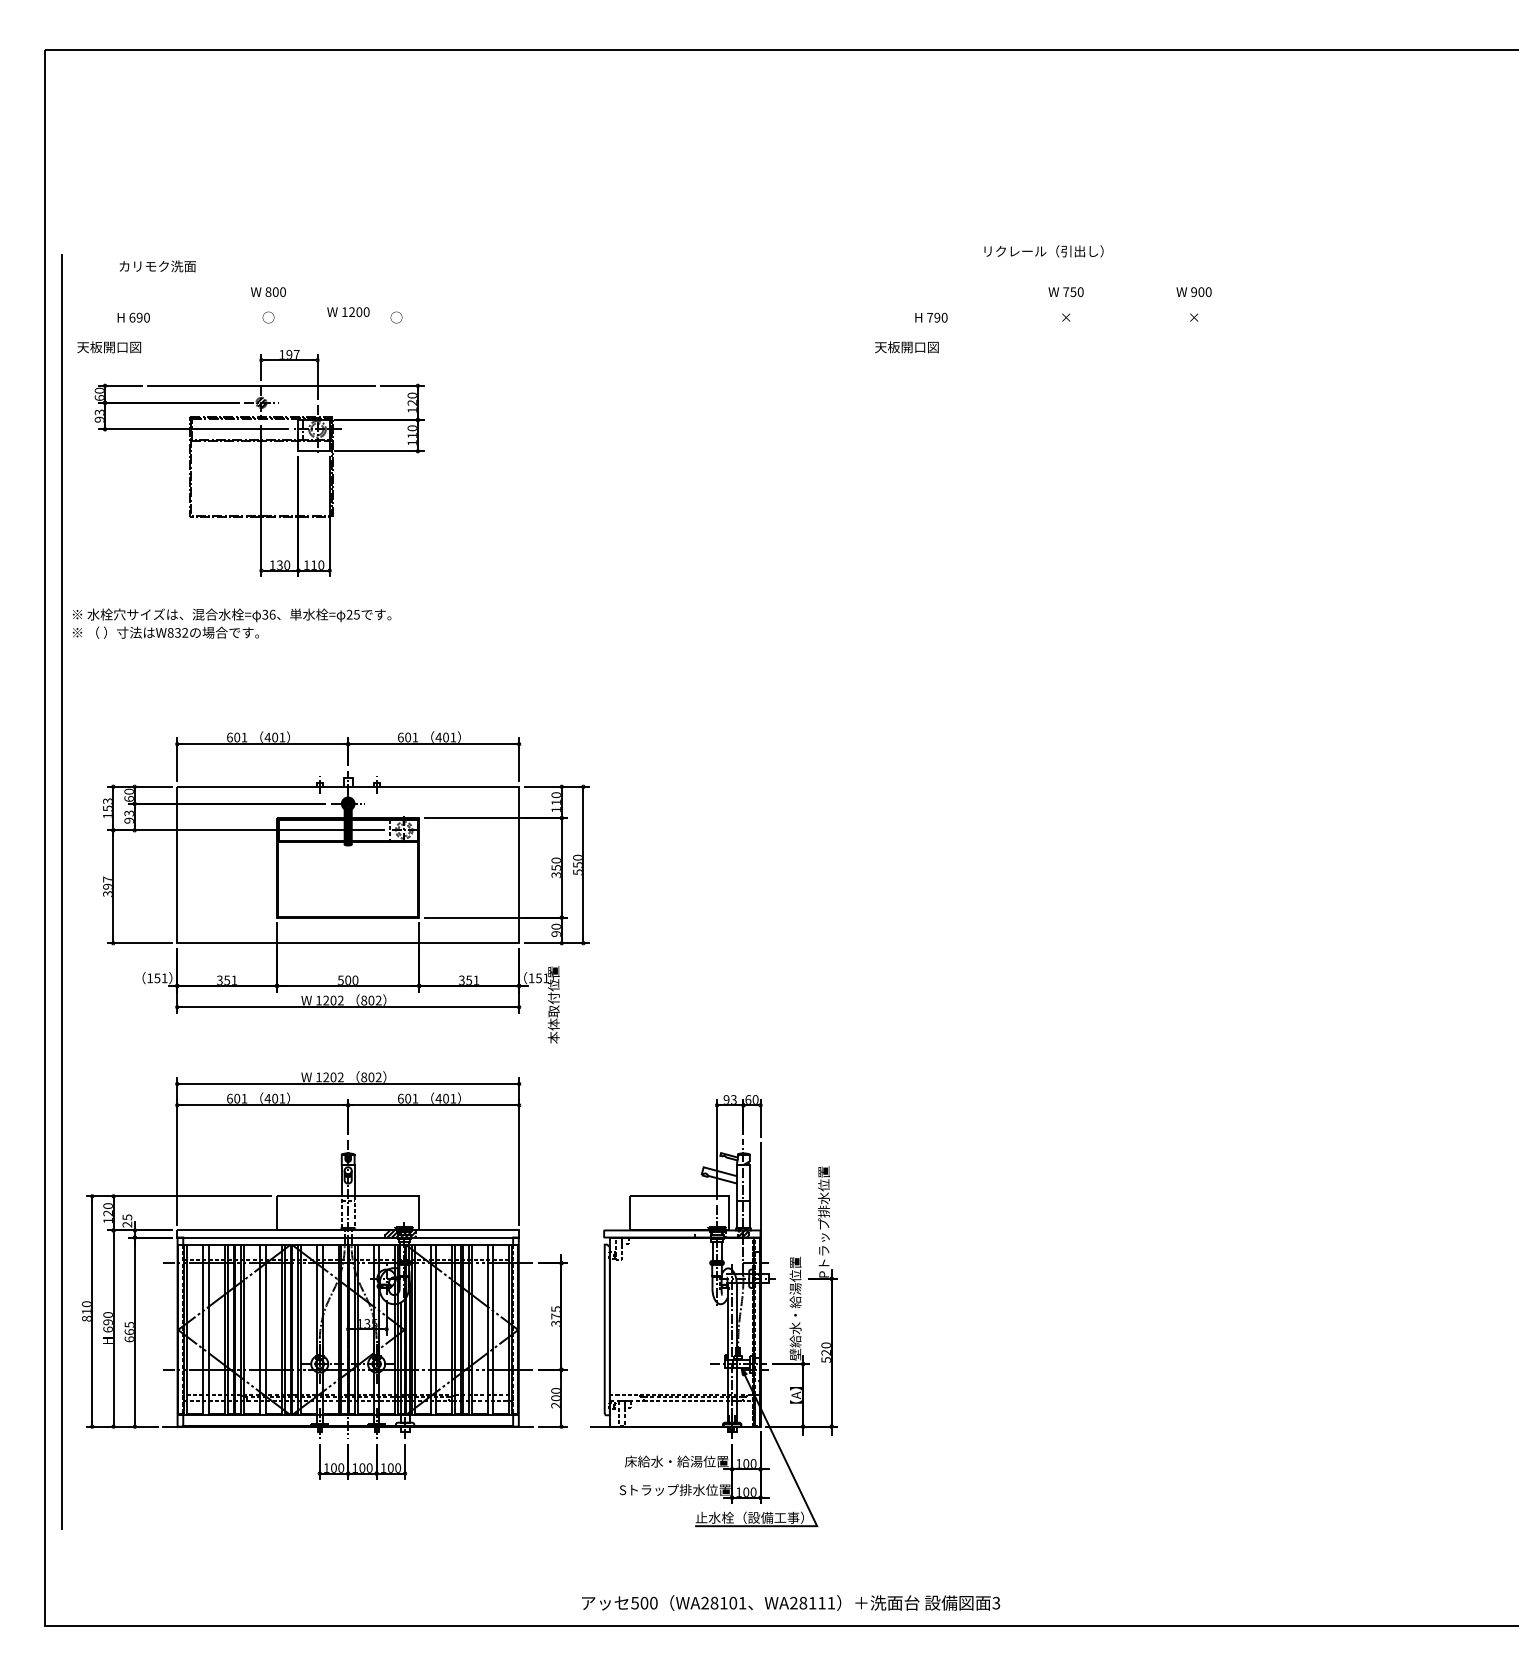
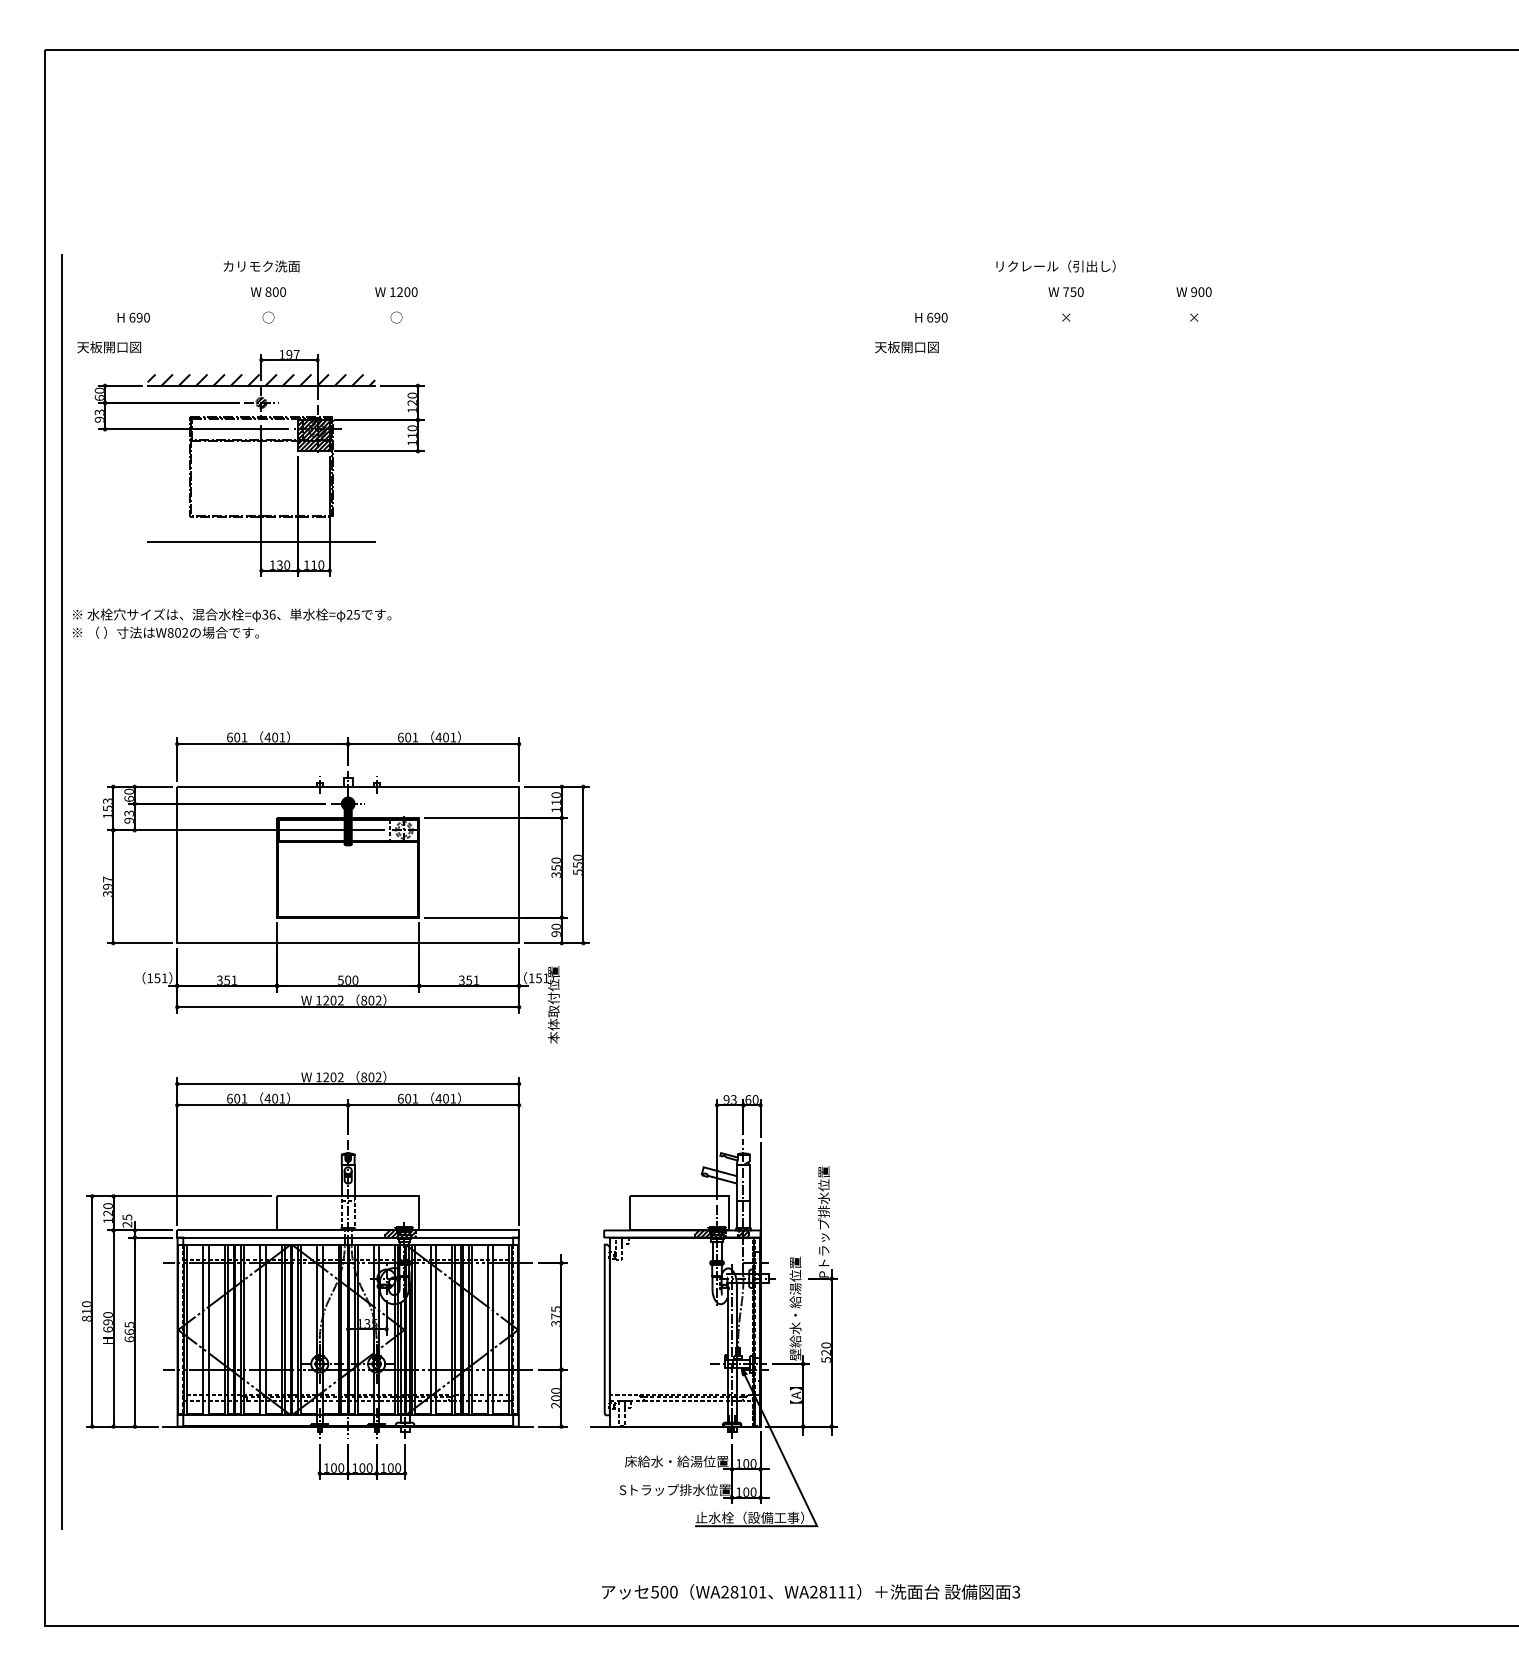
text position: (1043, 251) -> (1055, 266) (1055, 266)
text position: (157, 266) -> (261, 266) (261, 266)
text position: (348, 312) -> (396, 292) (396, 292)
text: 790 -> 690 (930, 317)
hatch: none -> present (261, 379)
hatch: none -> present (313, 435)
line: none -> present (261, 542)
text: W832 -> W802 (177, 632)
hatch: none -> present (710, 1233)
text position: (791, 1602) -> (811, 1591) (811, 1591)
